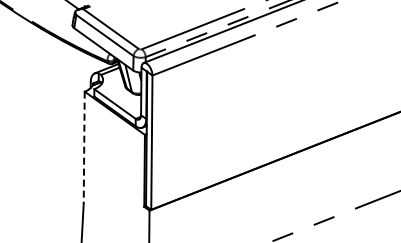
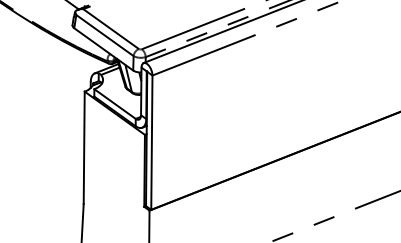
line: dashed -> solid (84, 148)
